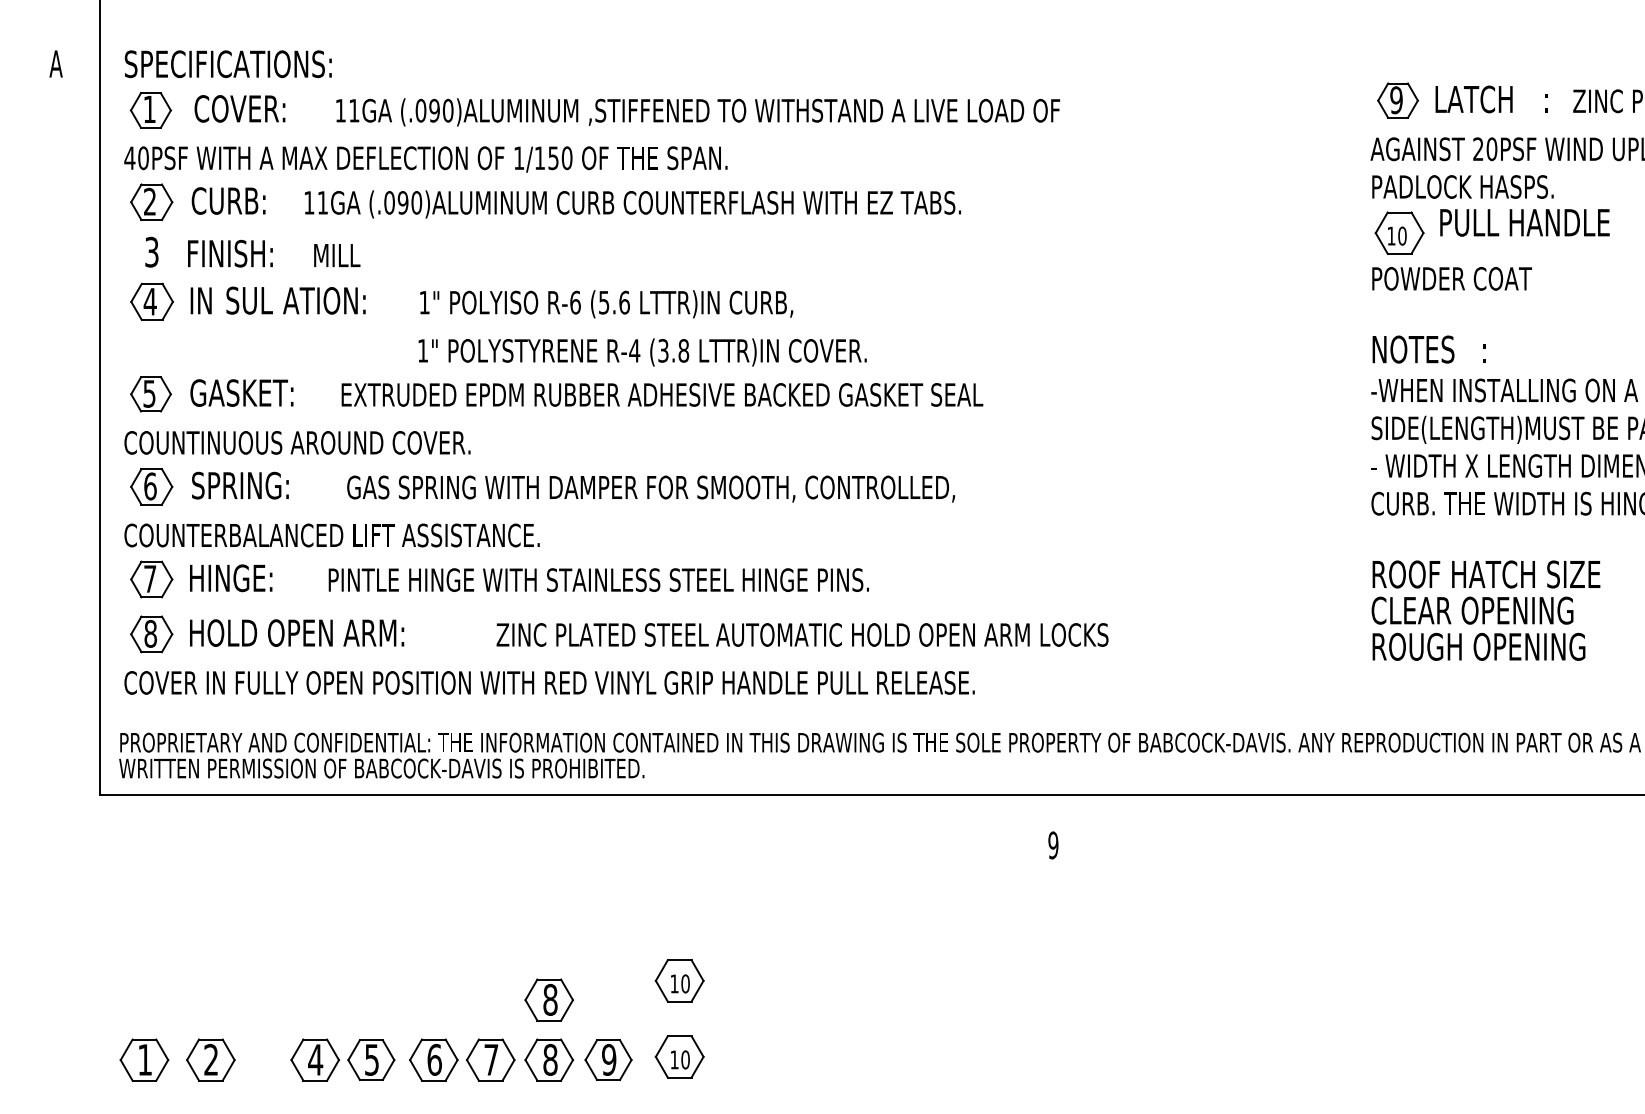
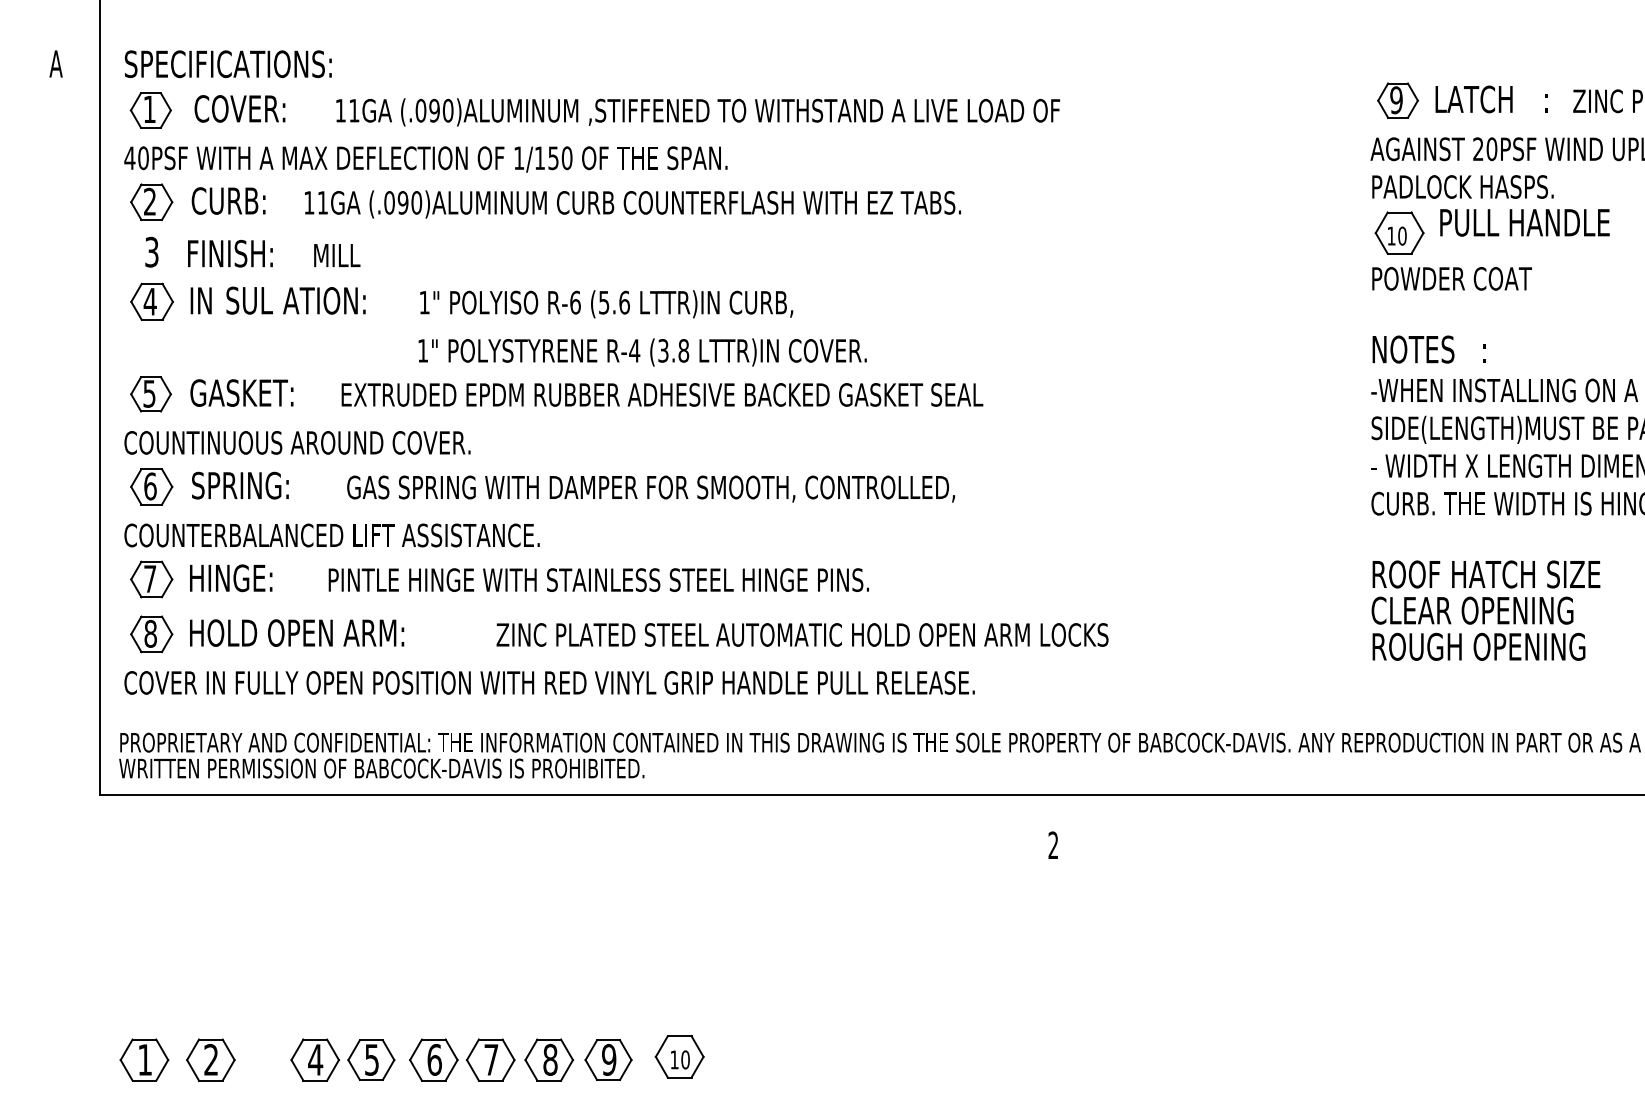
text: 9 -> 2 (1053, 845)
part: present -> none (679, 980)
part: present -> none (549, 999)
